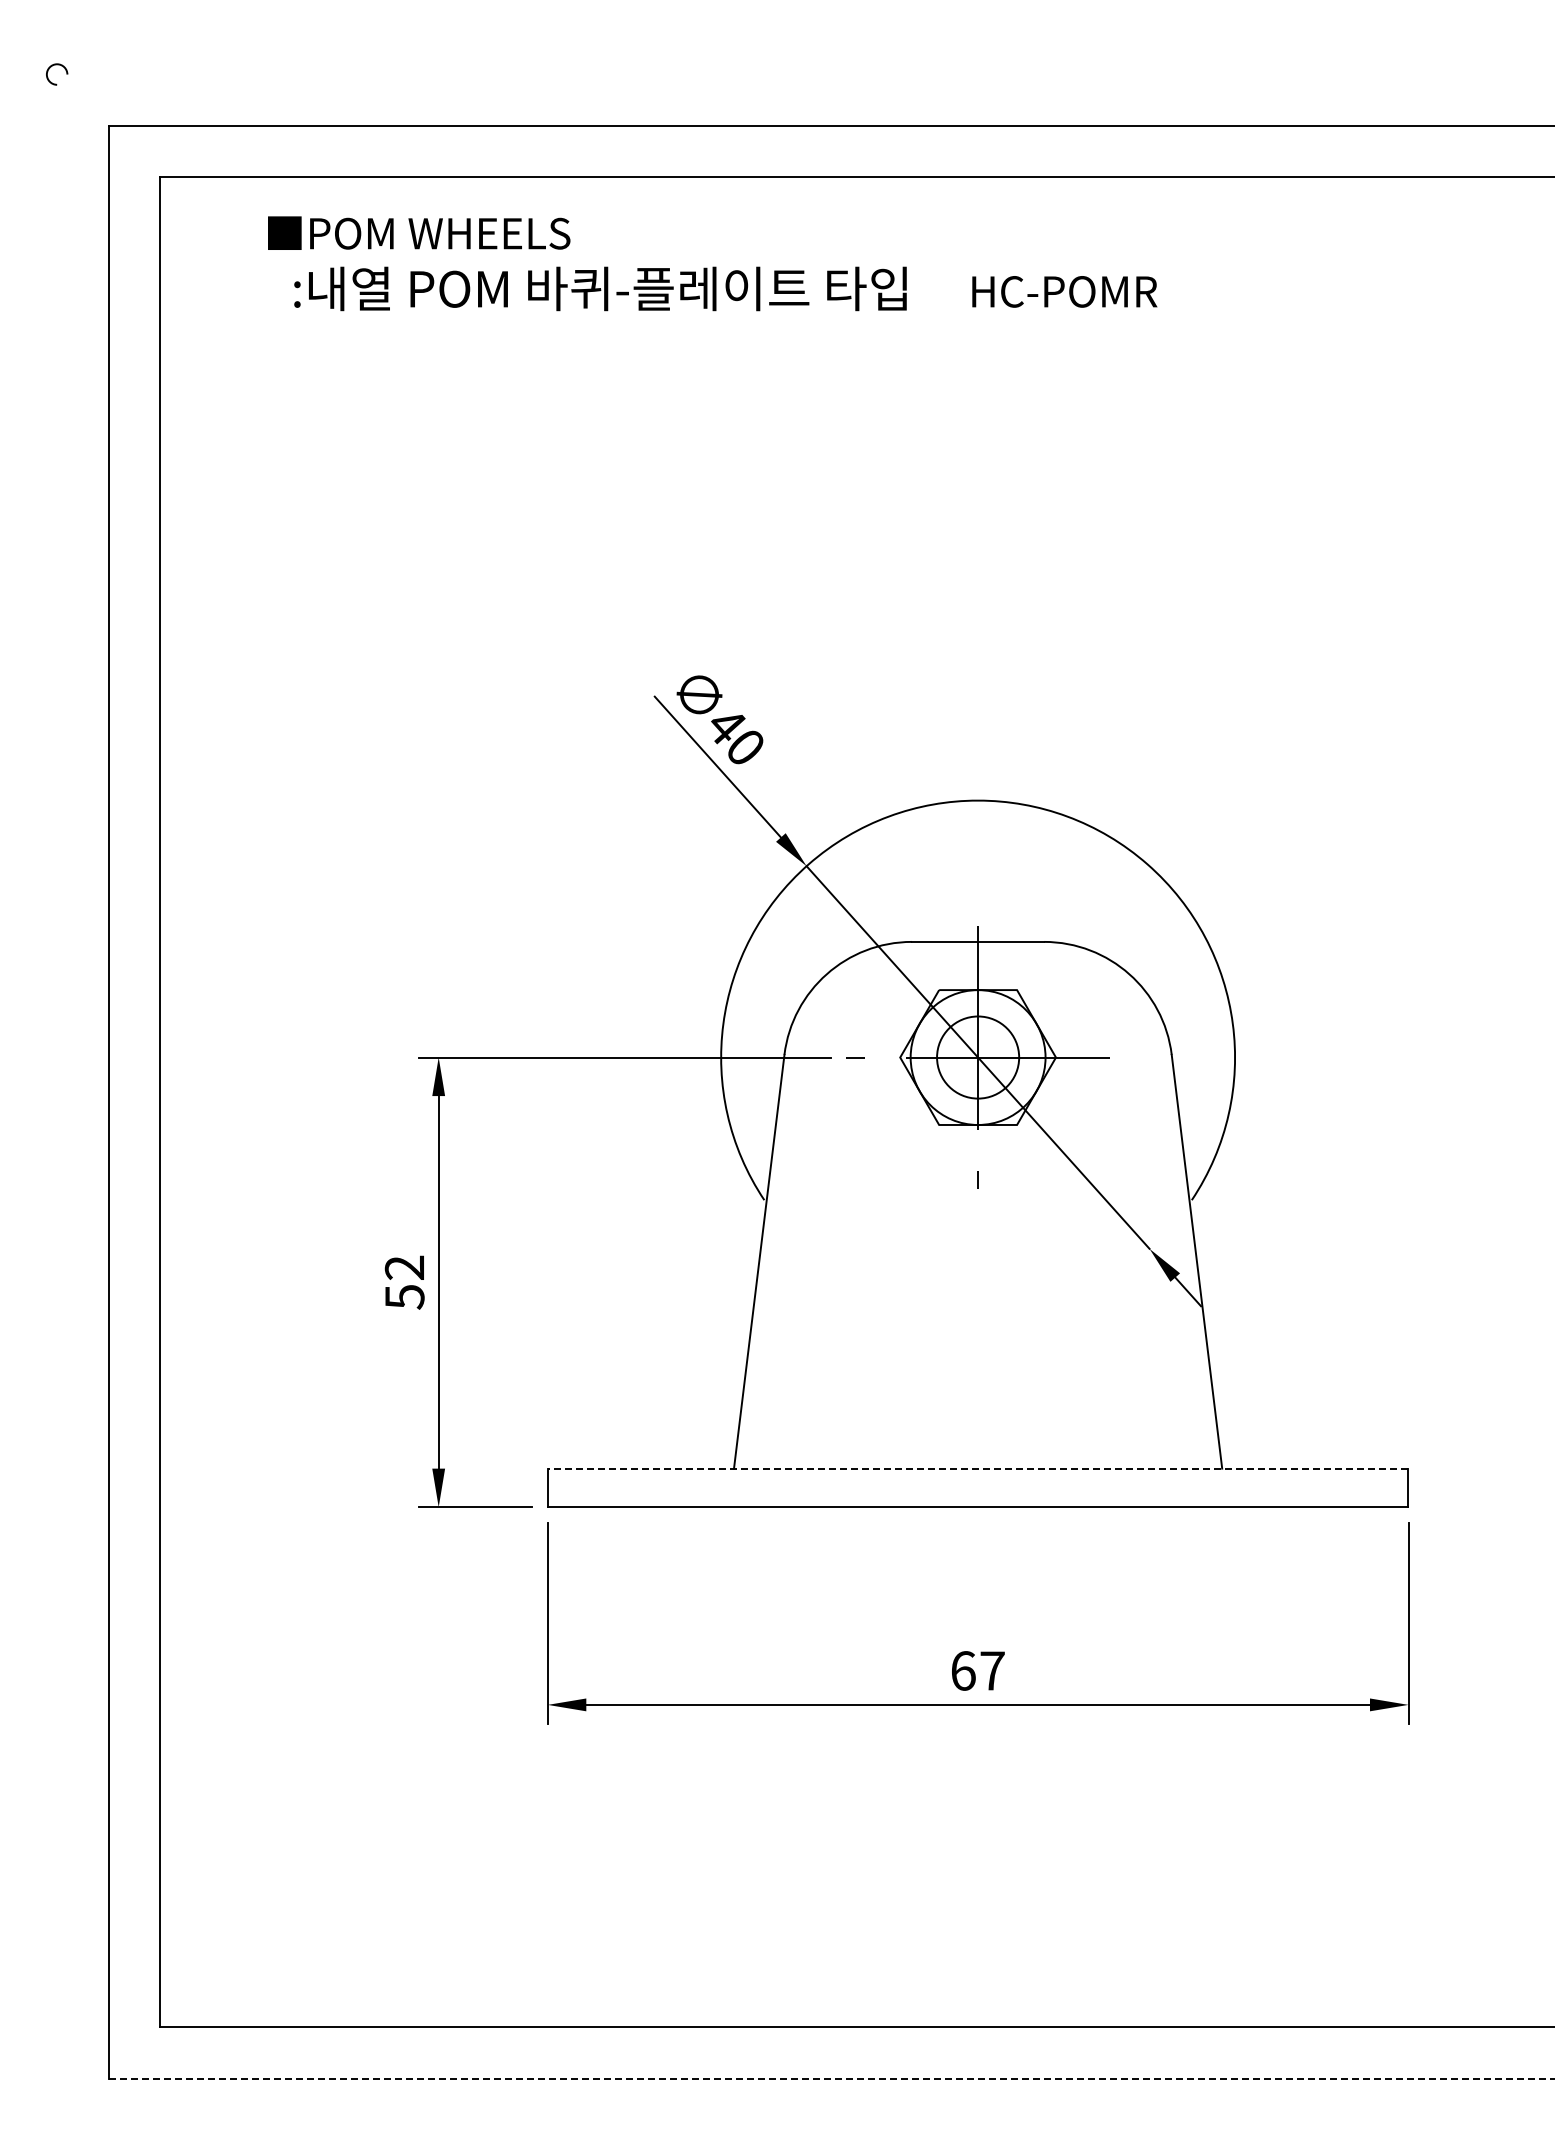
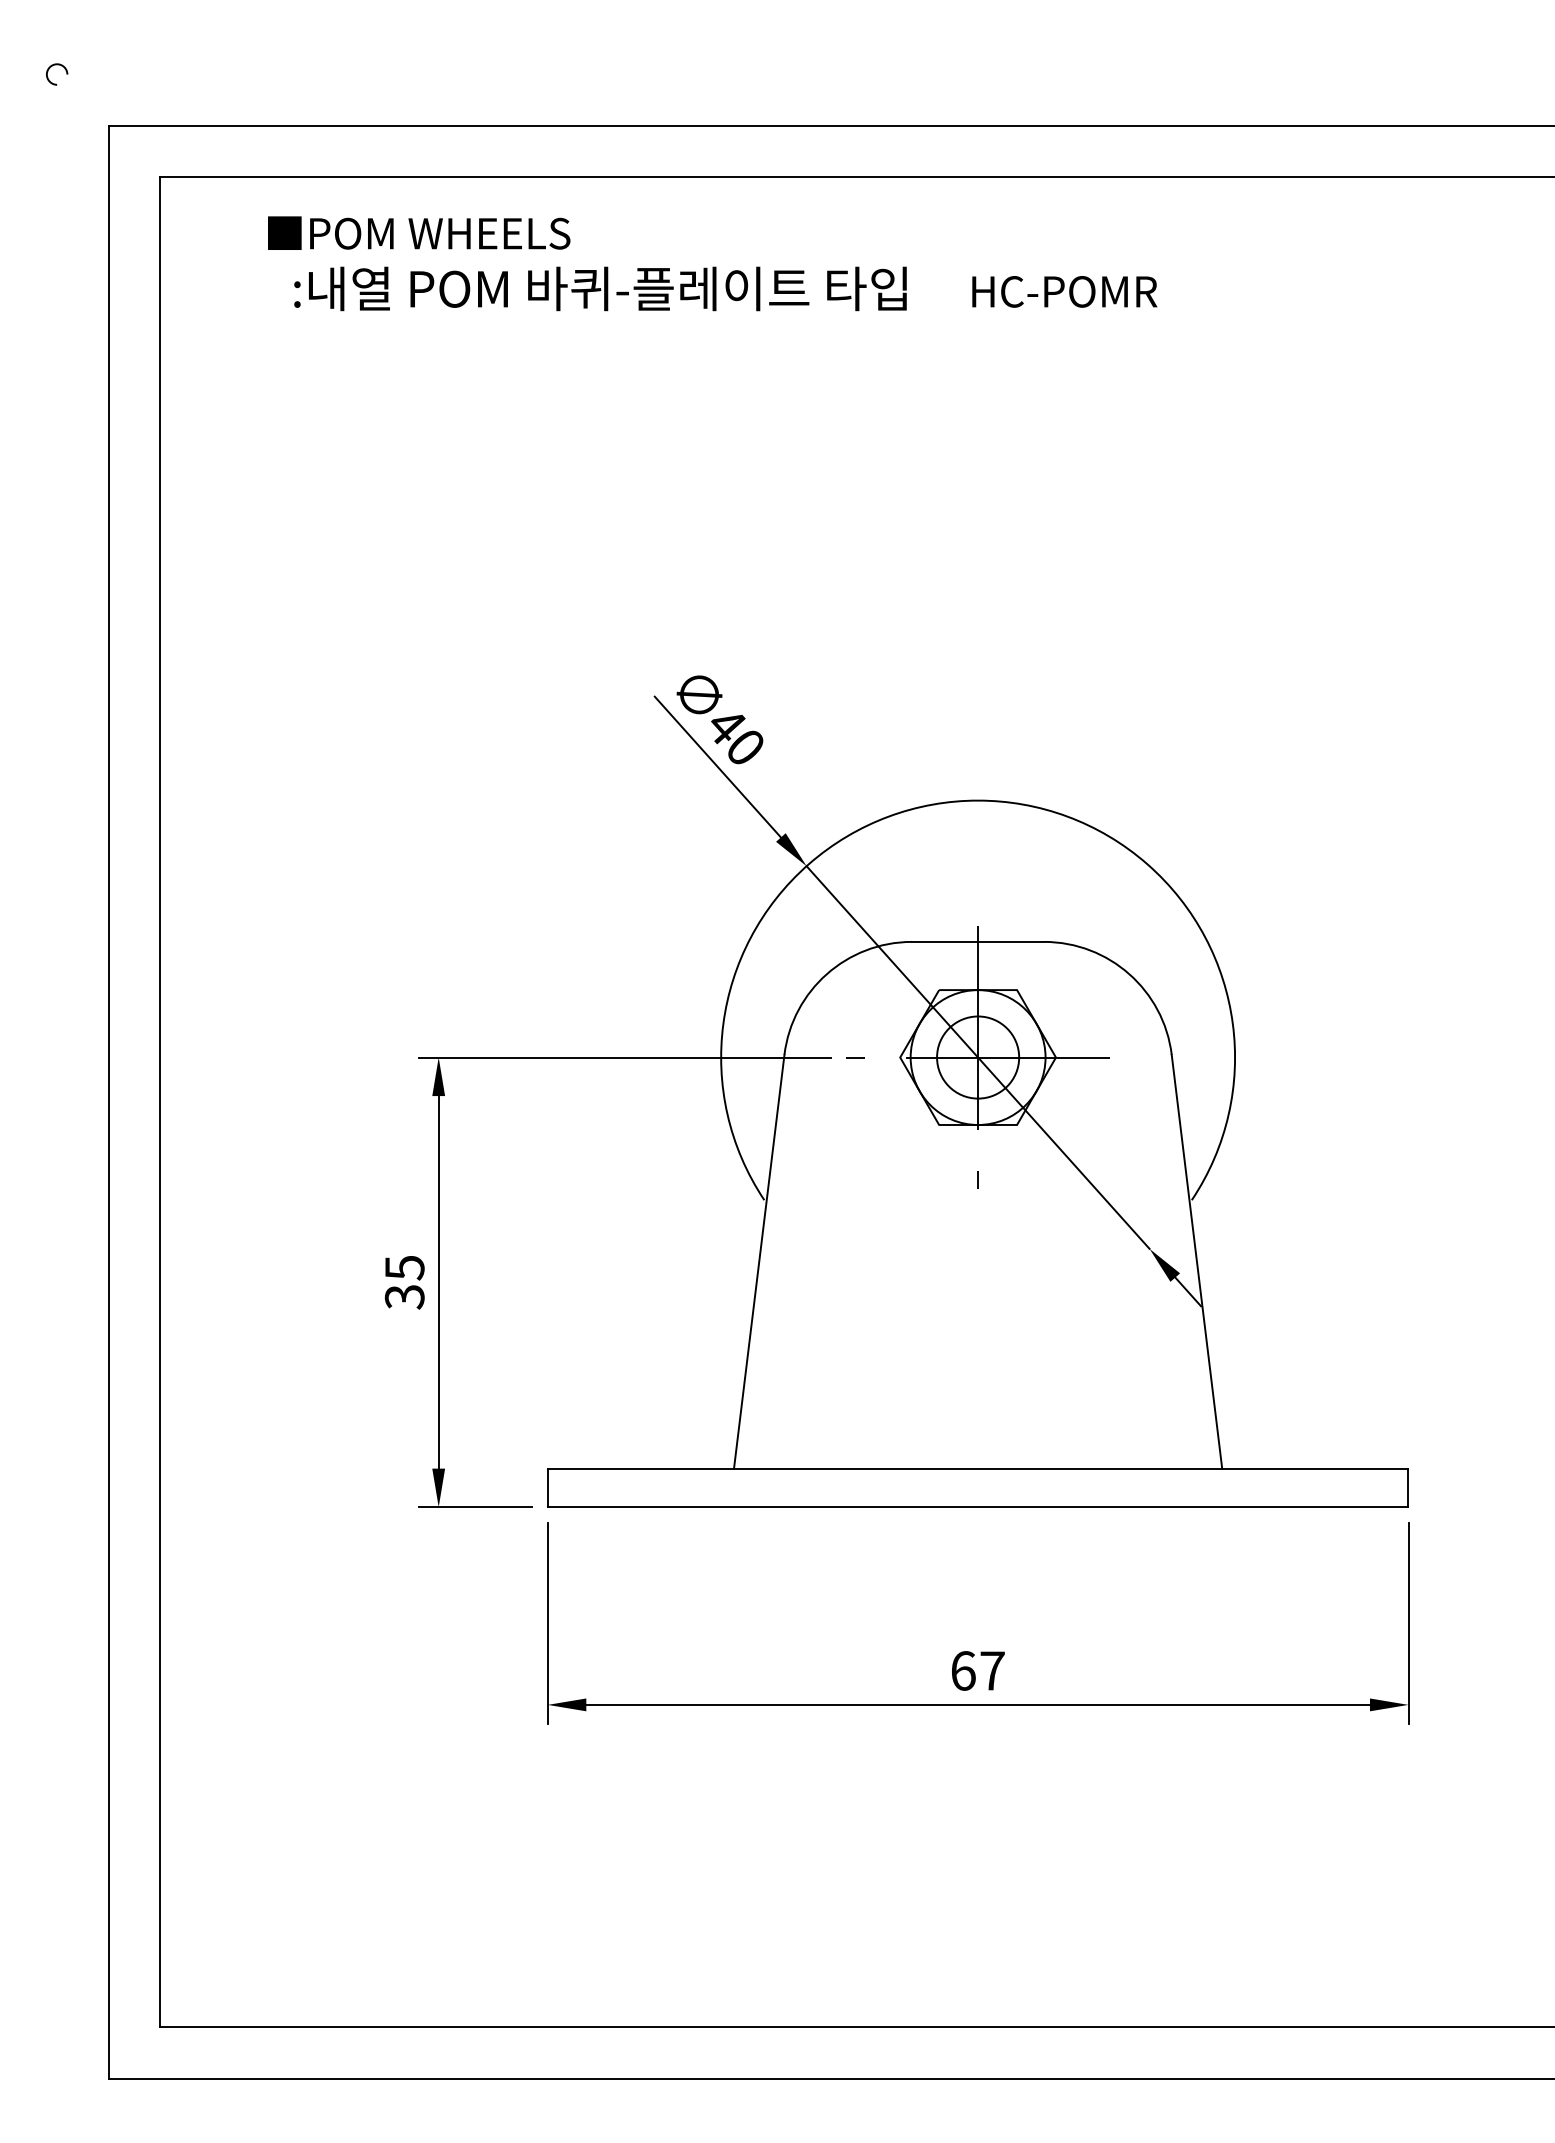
text: 52 -> 35 (404, 1282)
line: dashed -> solid (977, 1468)
line: dashed -> solid (831, 2078)
